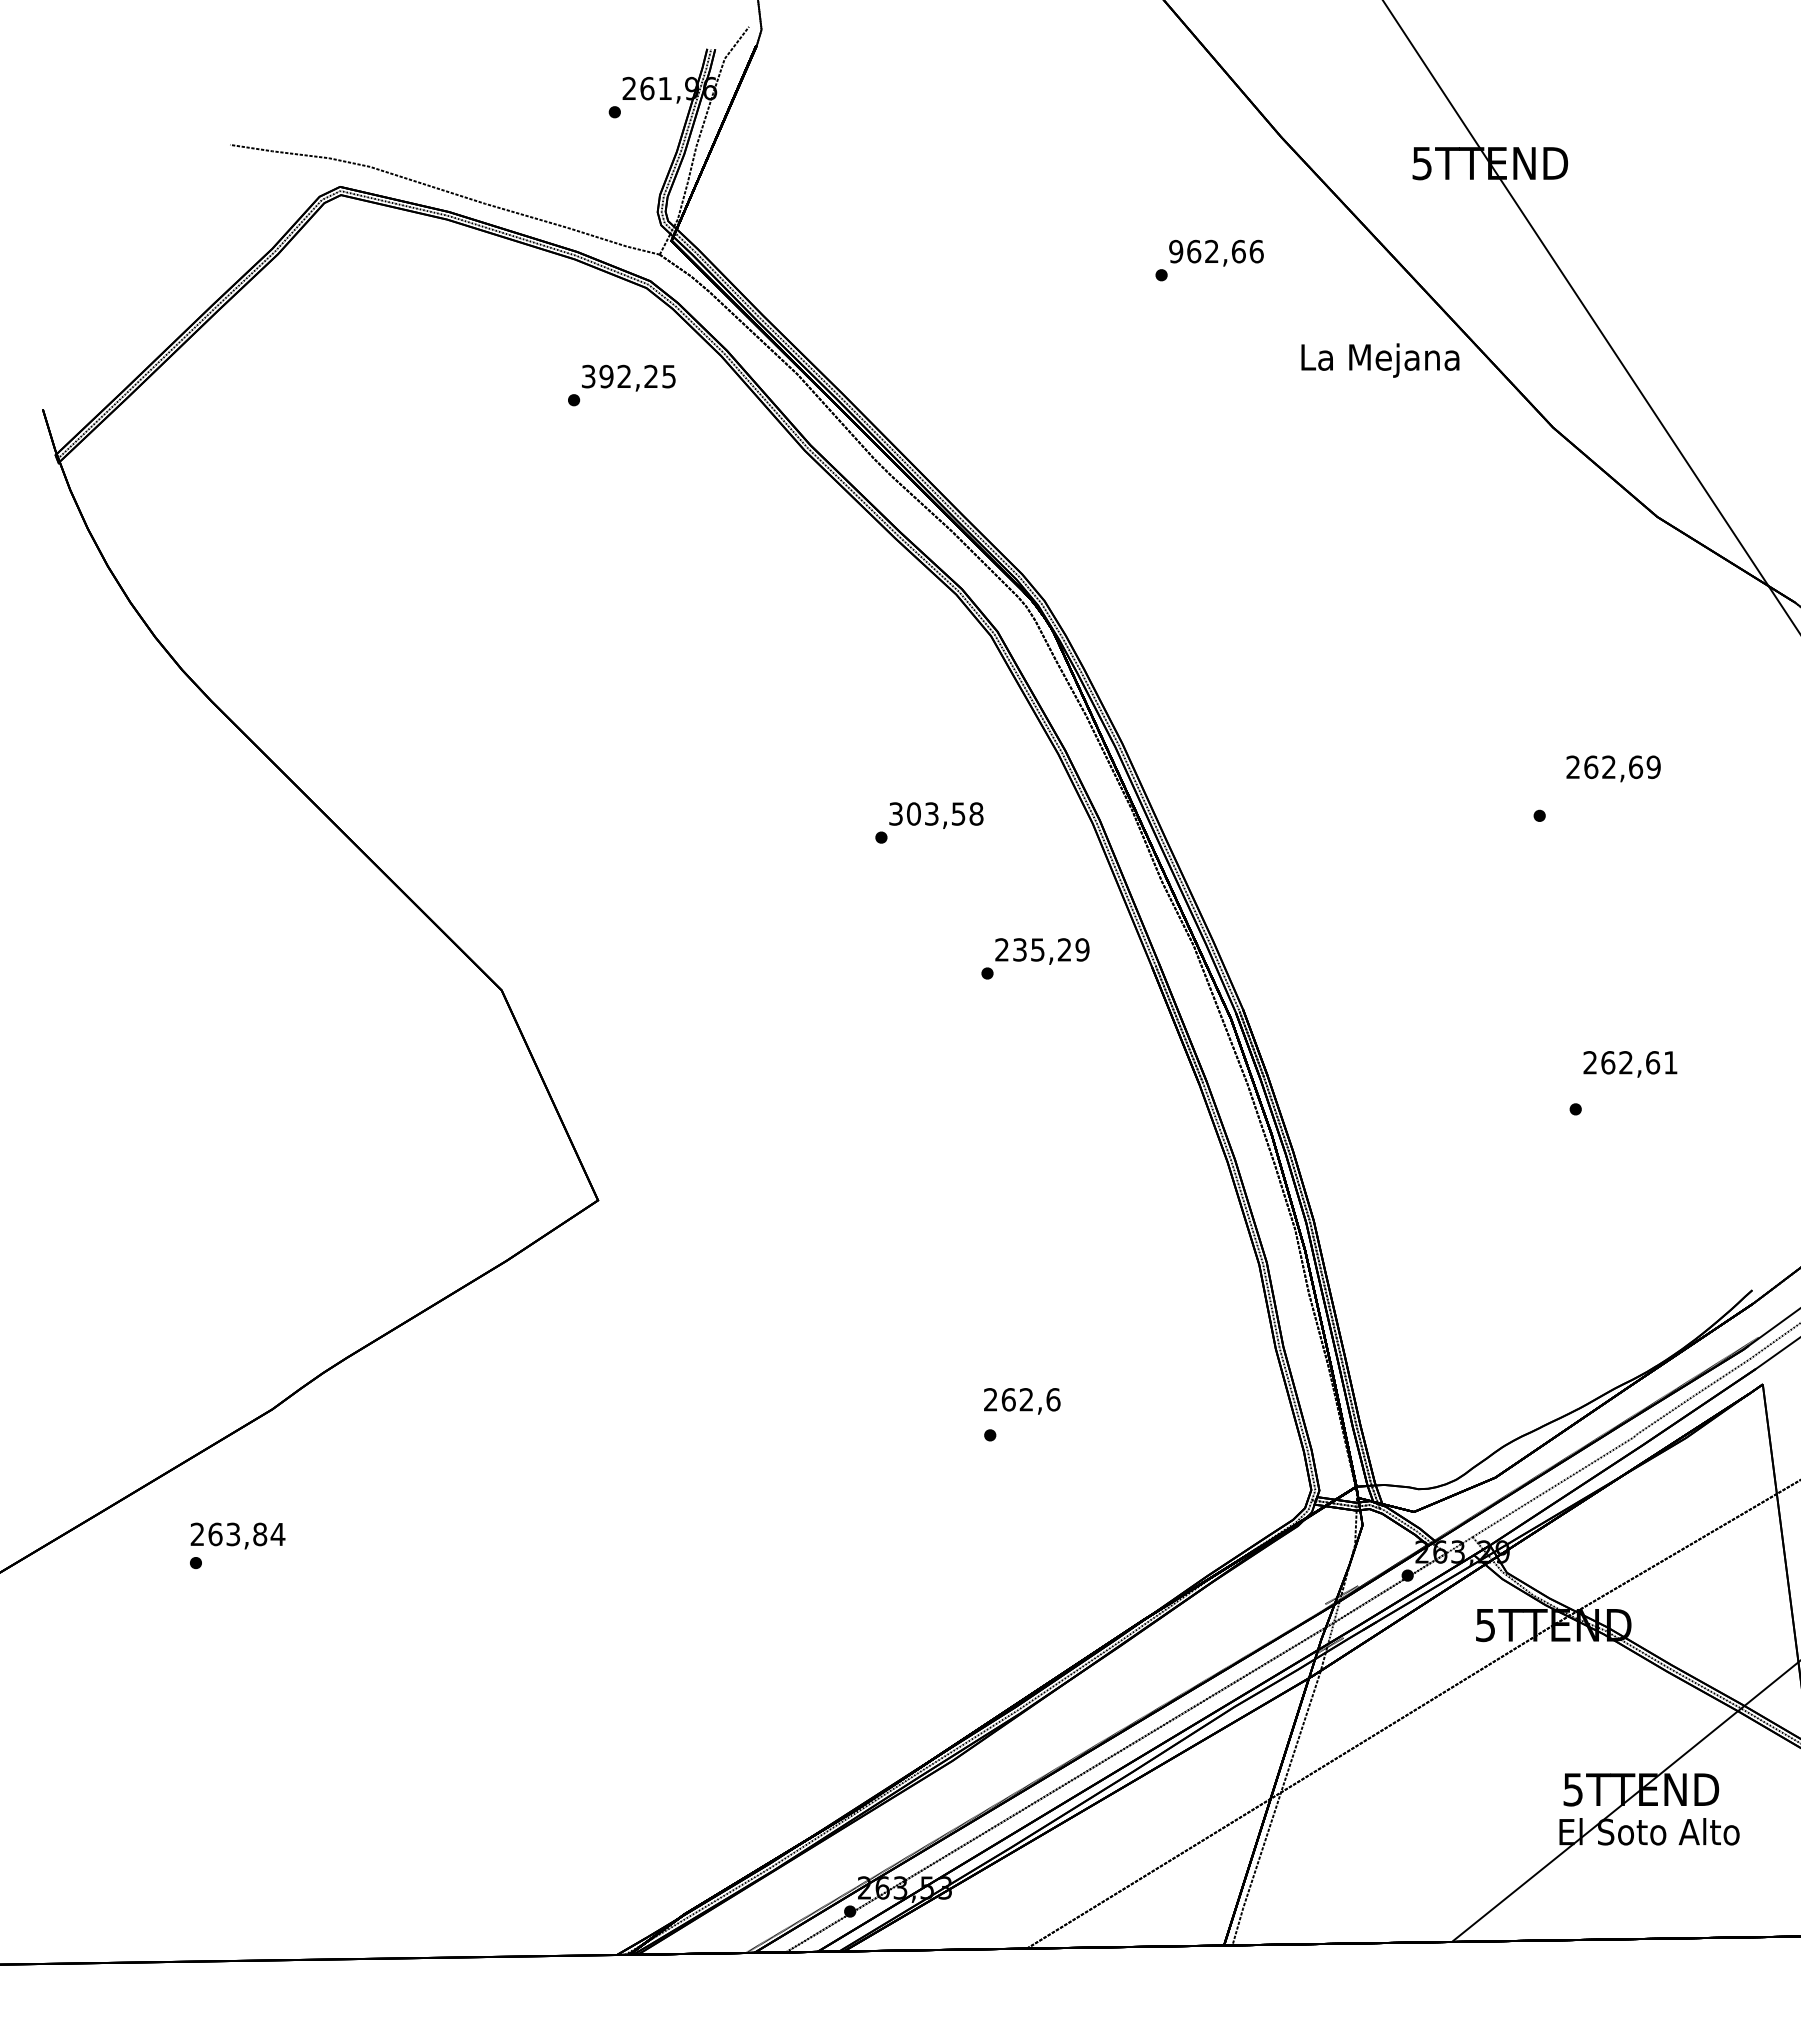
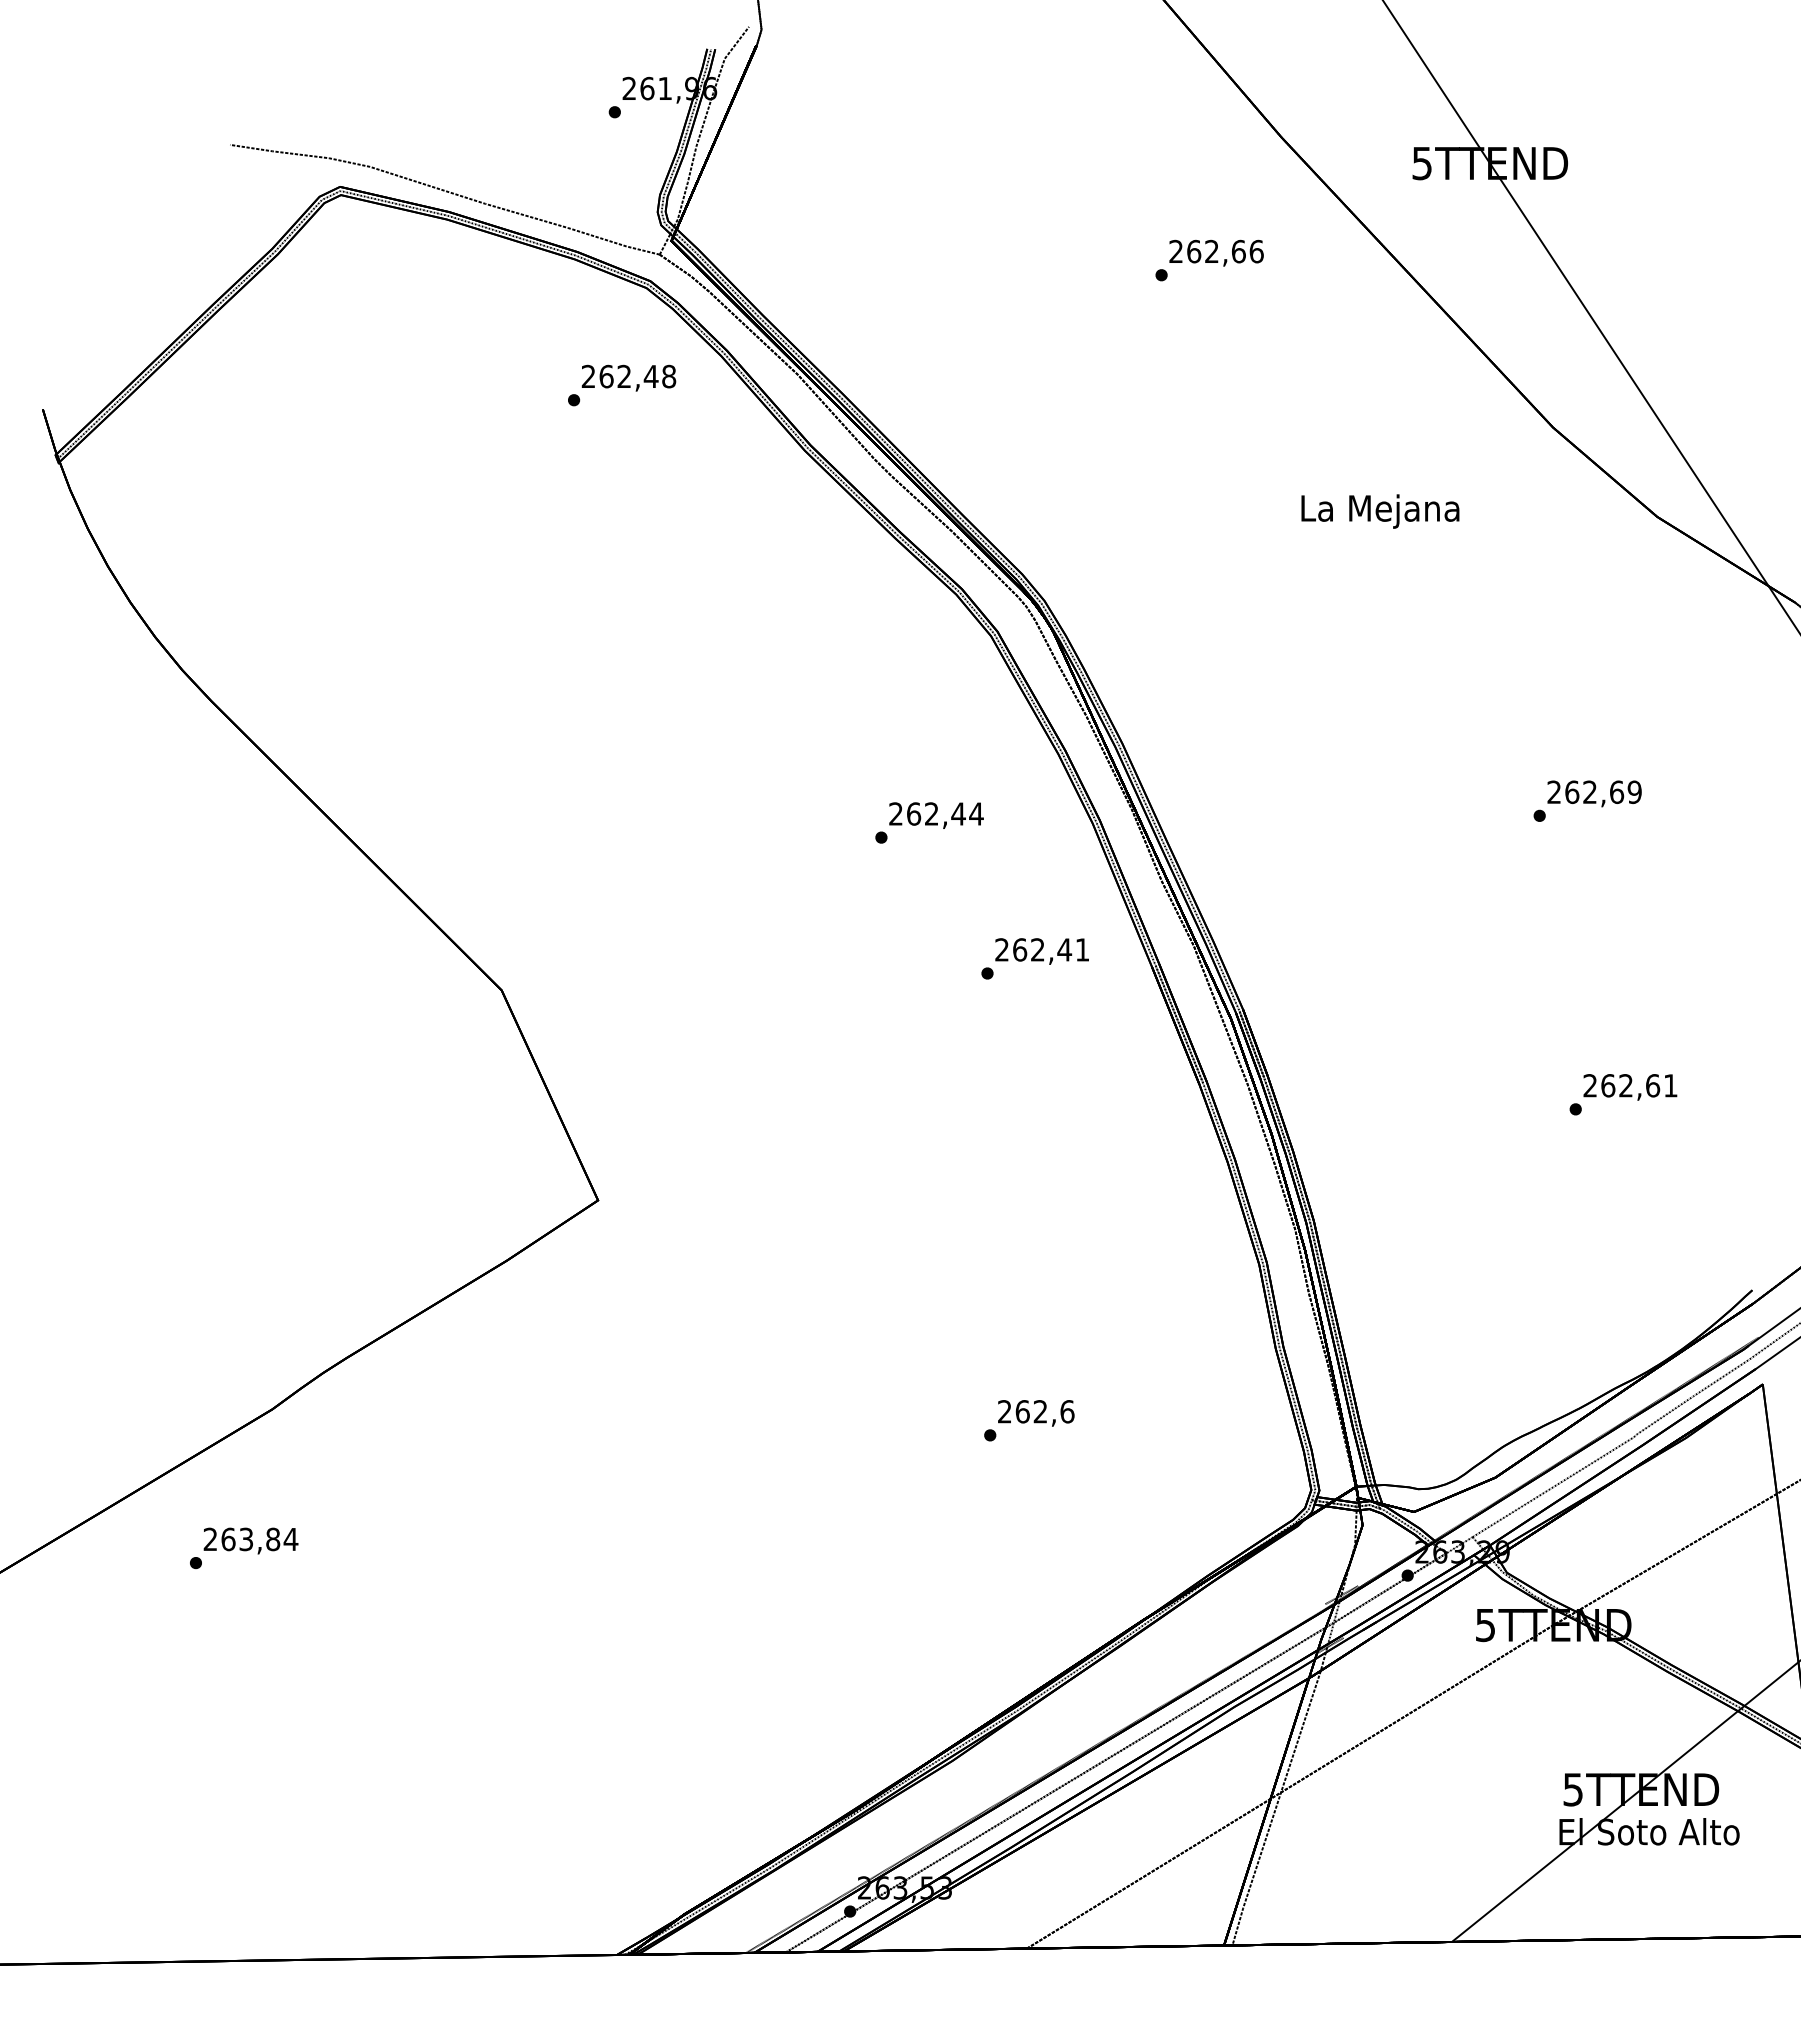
text: 962,66 -> 262,66 (1176, 251)
text position: (1380, 360) -> (1380, 511) (1380, 511)
text: 392,25 -> 262,48 (628, 376)
text position: (1613, 768) -> (1594, 793) (1594, 793)
text: 303,58 -> 262,44 (936, 813)
text: 235,29 -> 262,41 (1051, 949)
text position: (1630, 1064) -> (1630, 1087) (1630, 1087)
text position: (1022, 1401) -> (1036, 1413) (1036, 1413)
text position: (237, 1535) -> (250, 1540) (250, 1540)
